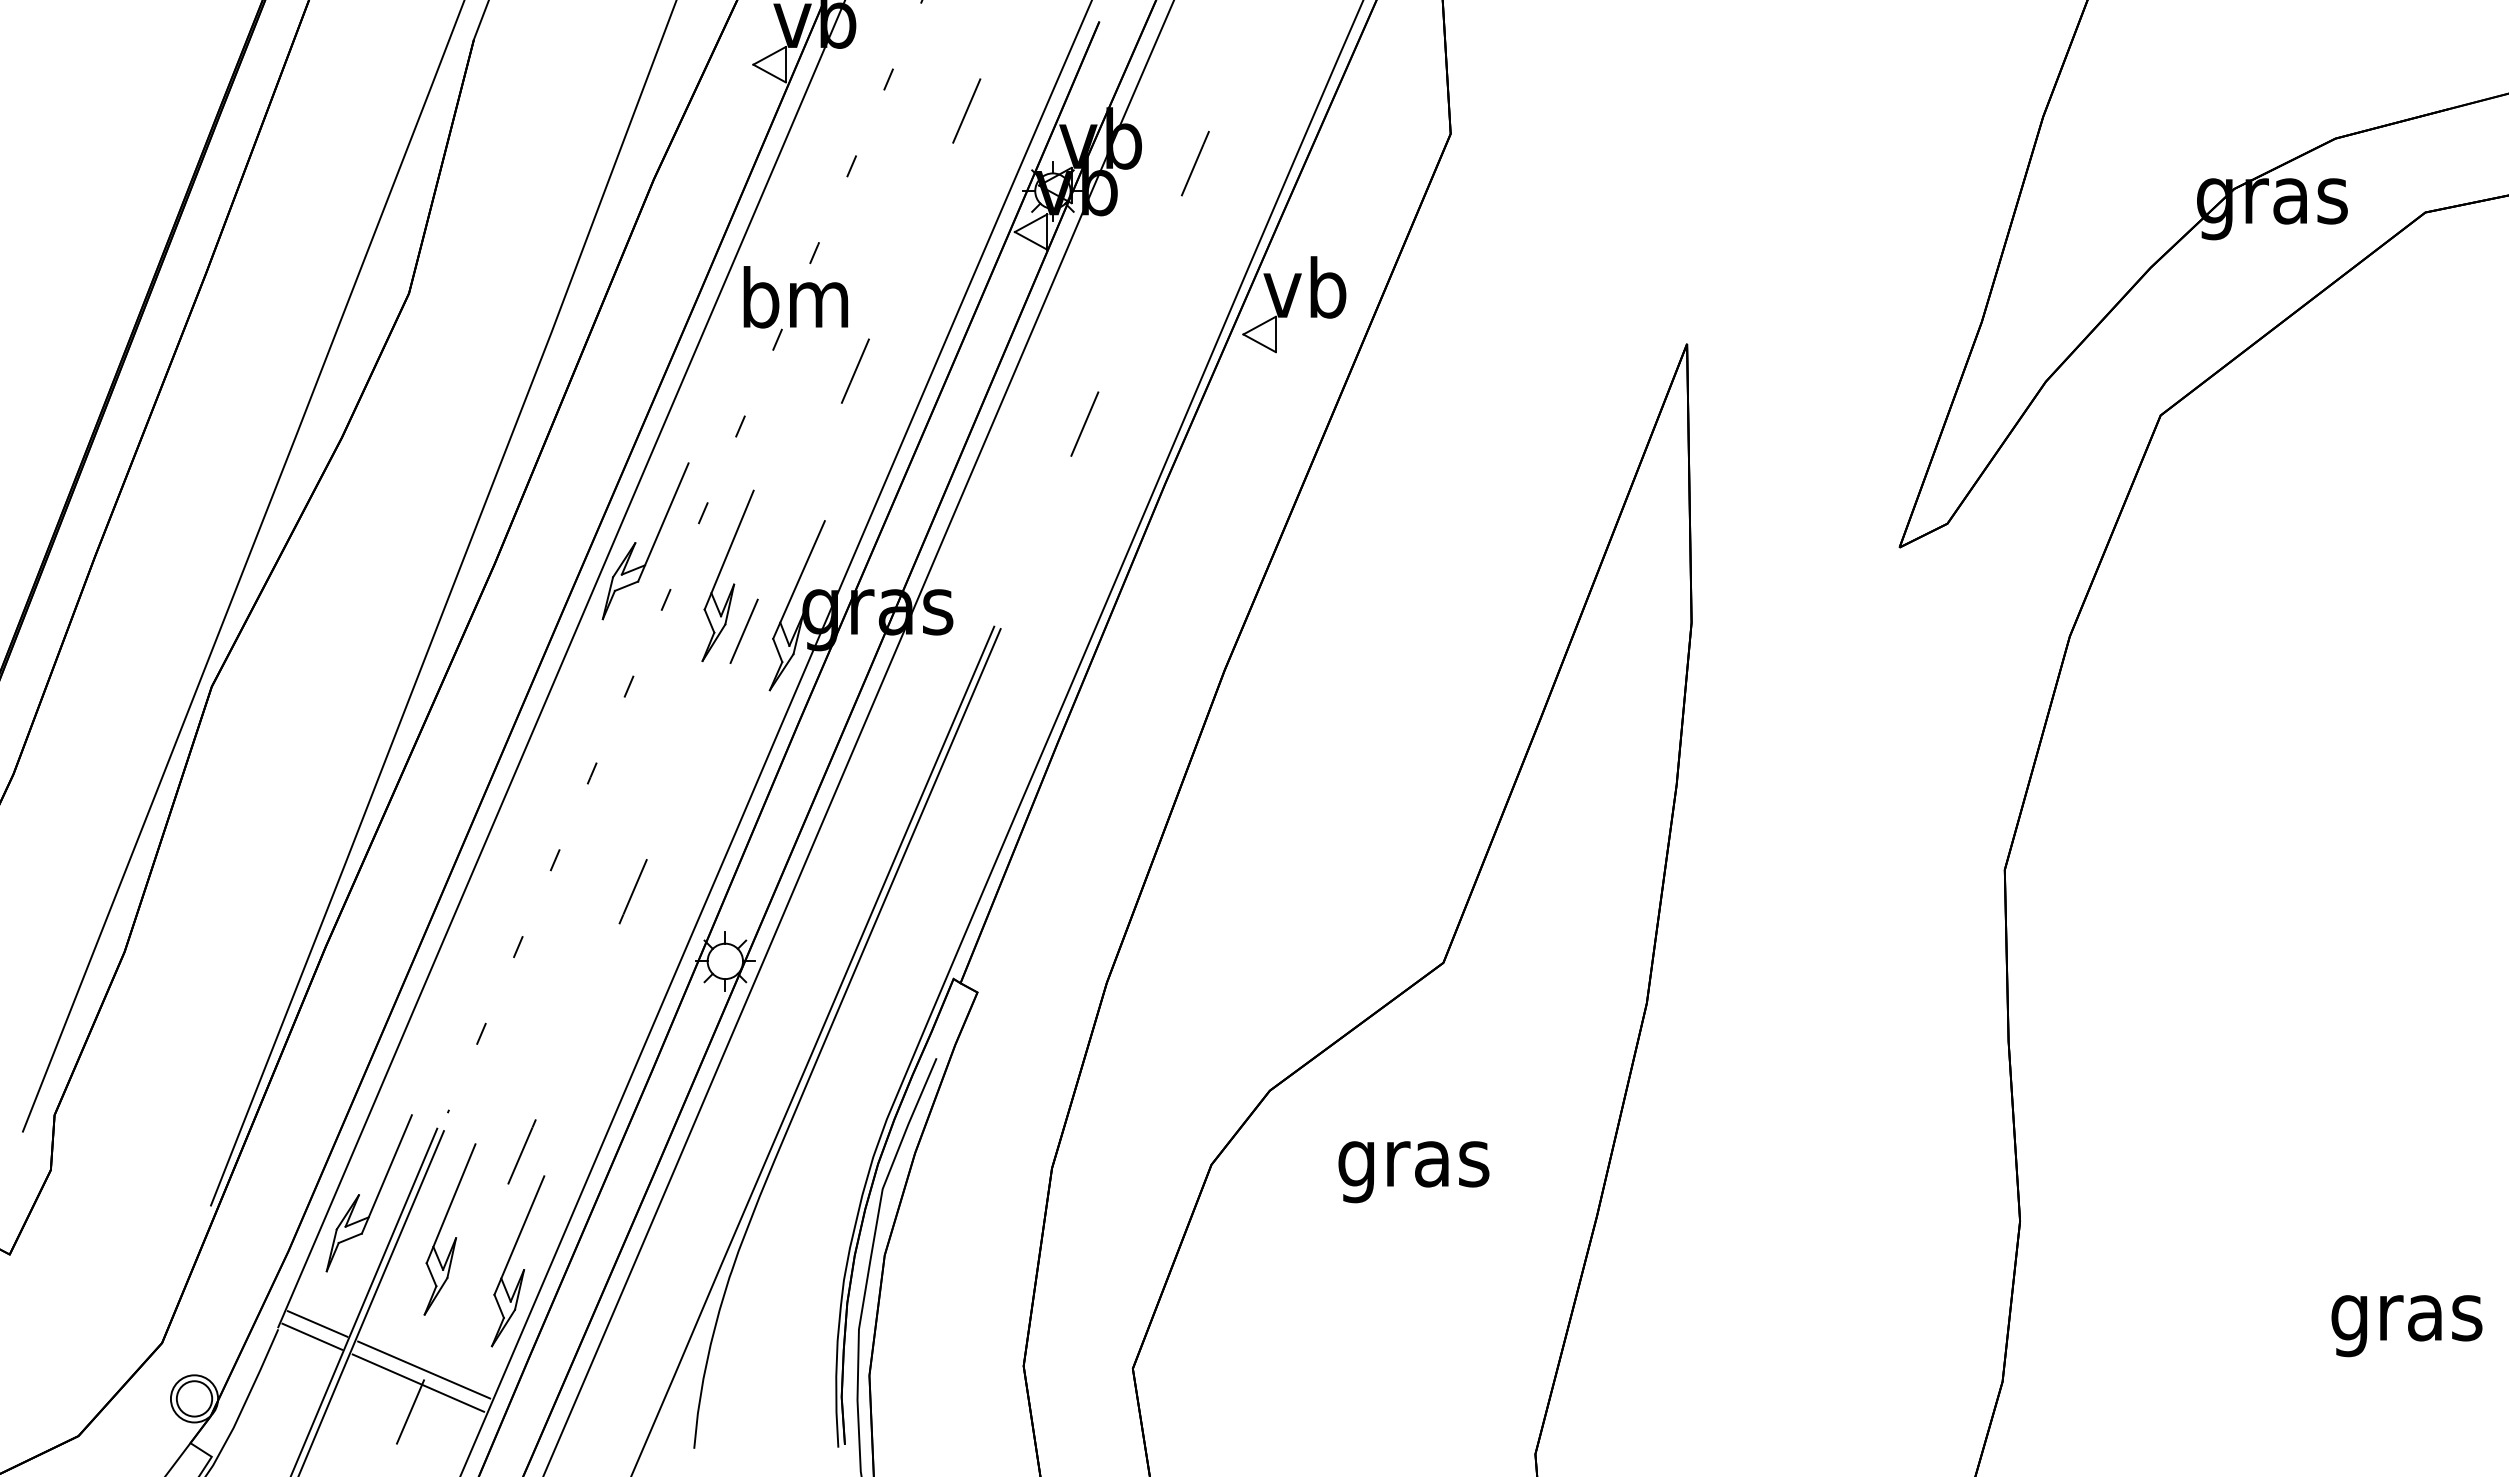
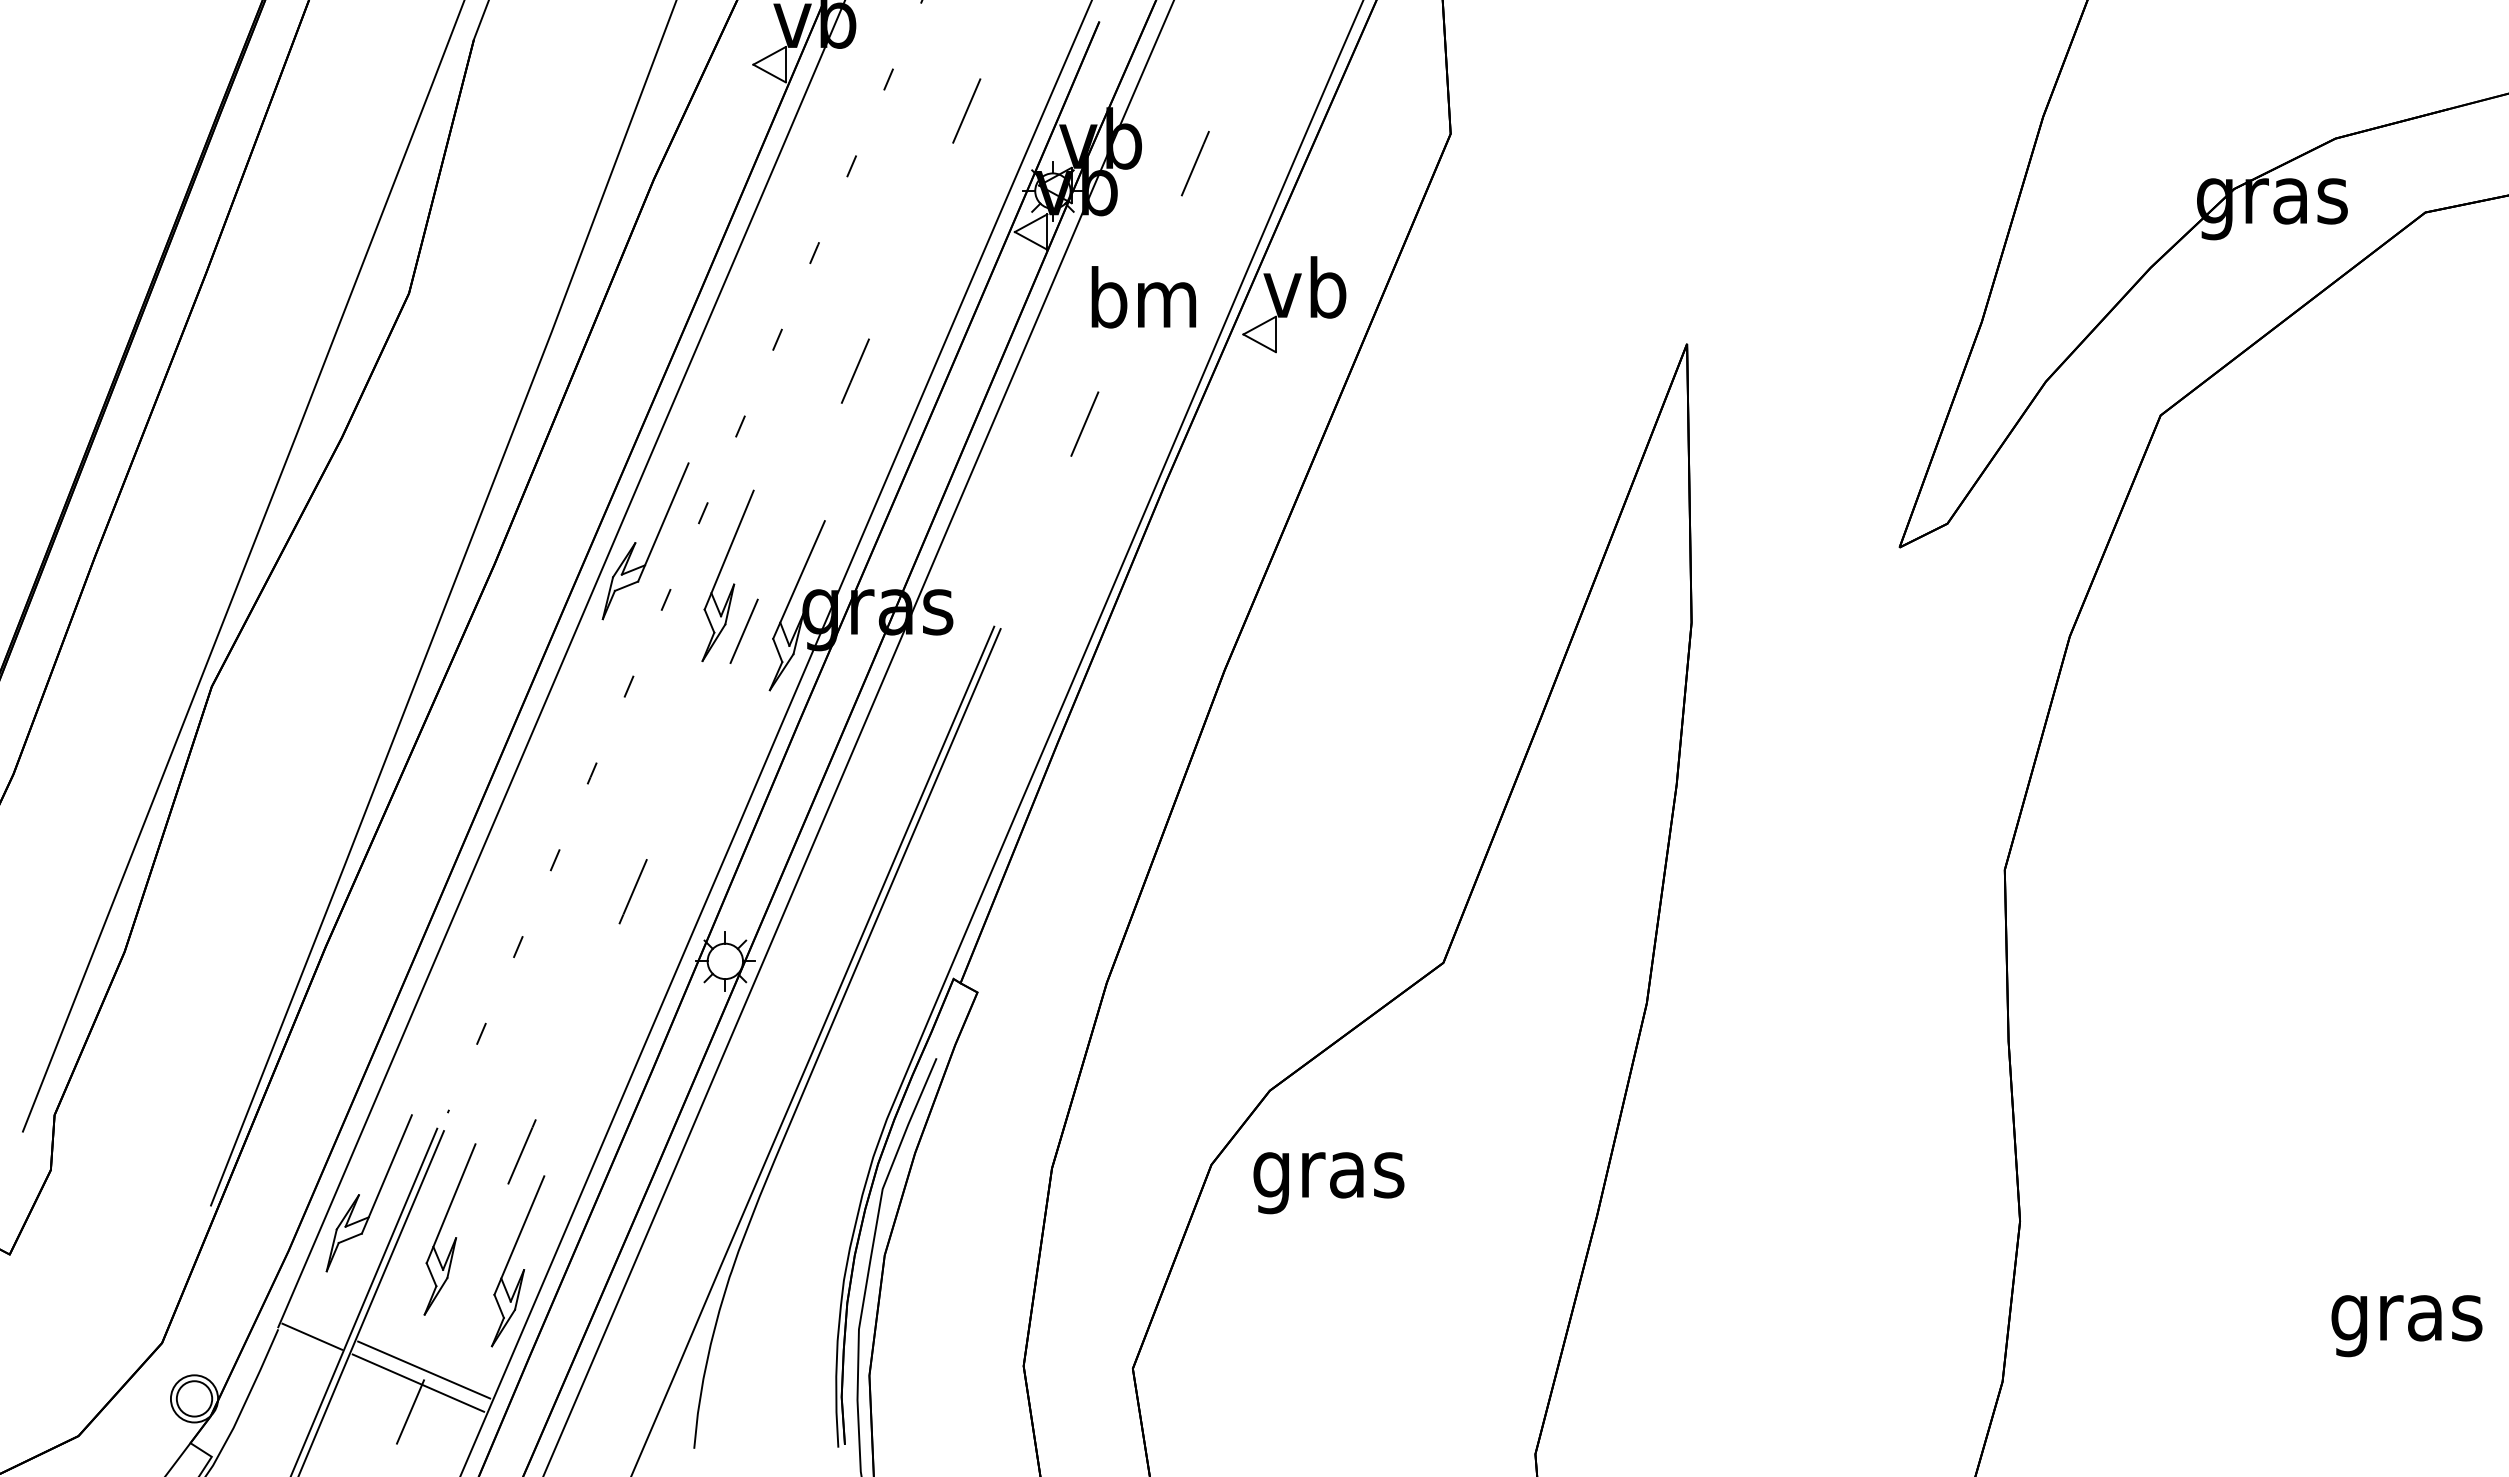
text position: (795, 297) -> (1143, 297) (1143, 297)
text position: (1413, 1172) -> (1328, 1183) (1328, 1183)
line: present -> none (317, 1323)
